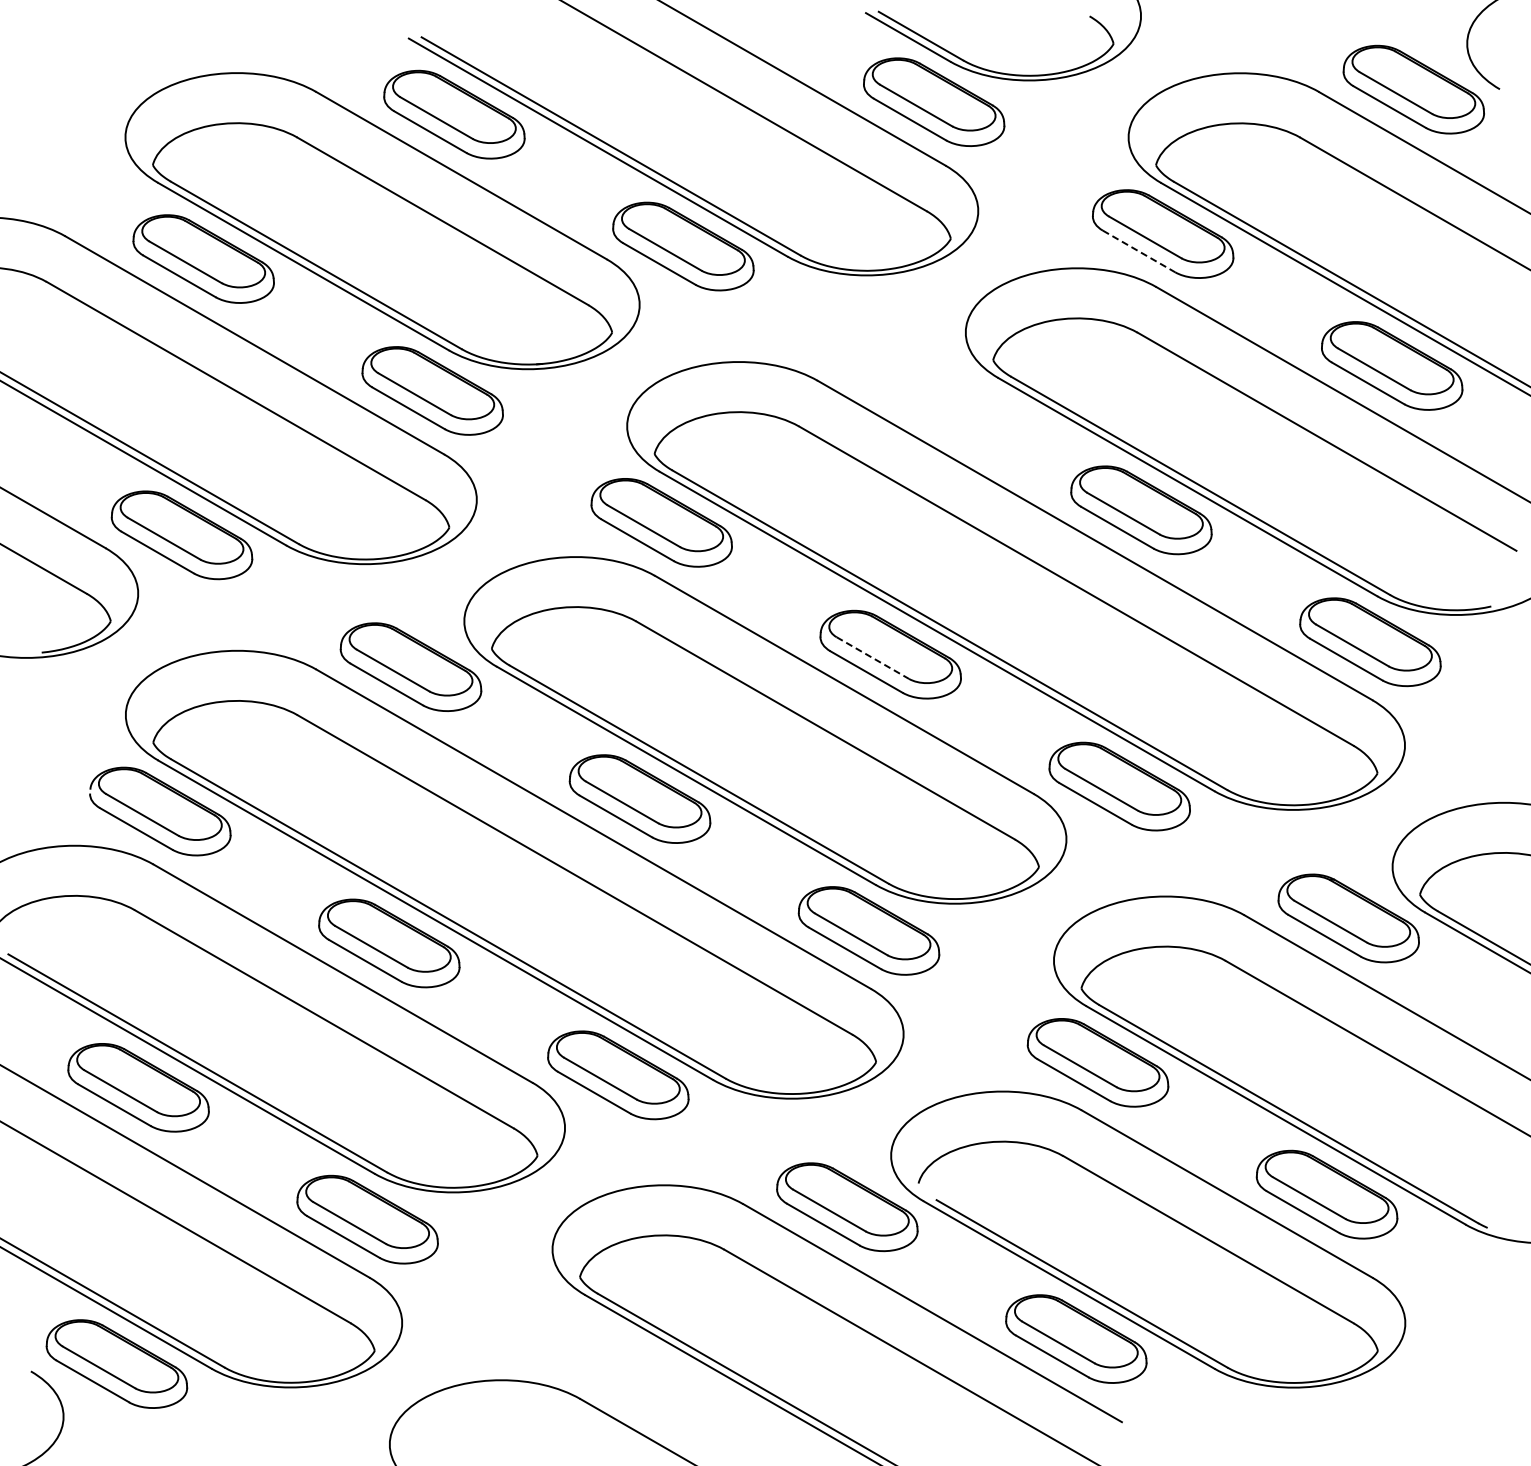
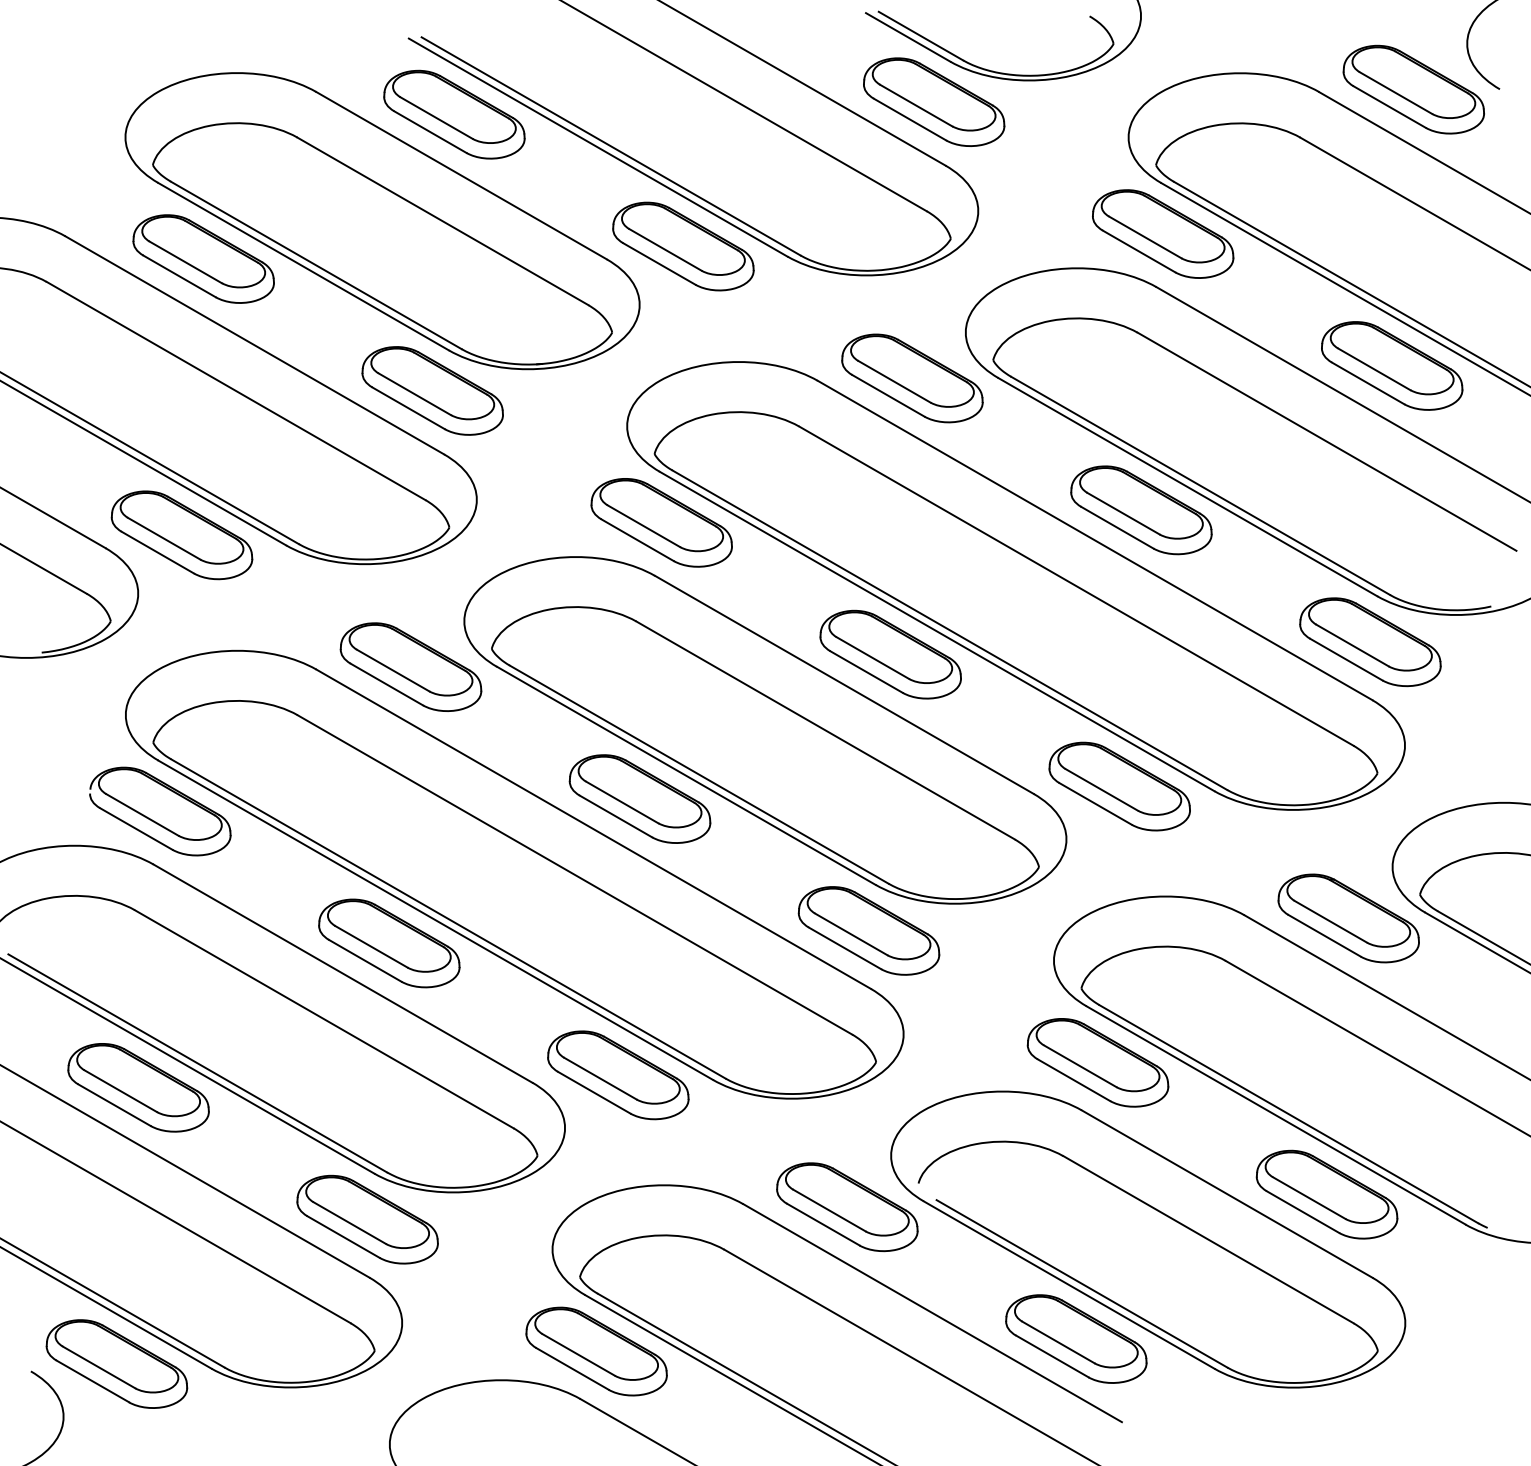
line: dashed -> solid (1139, 251)
part: none -> present (912, 378)
line: dashed -> solid (872, 658)
part: none -> present (596, 1351)
